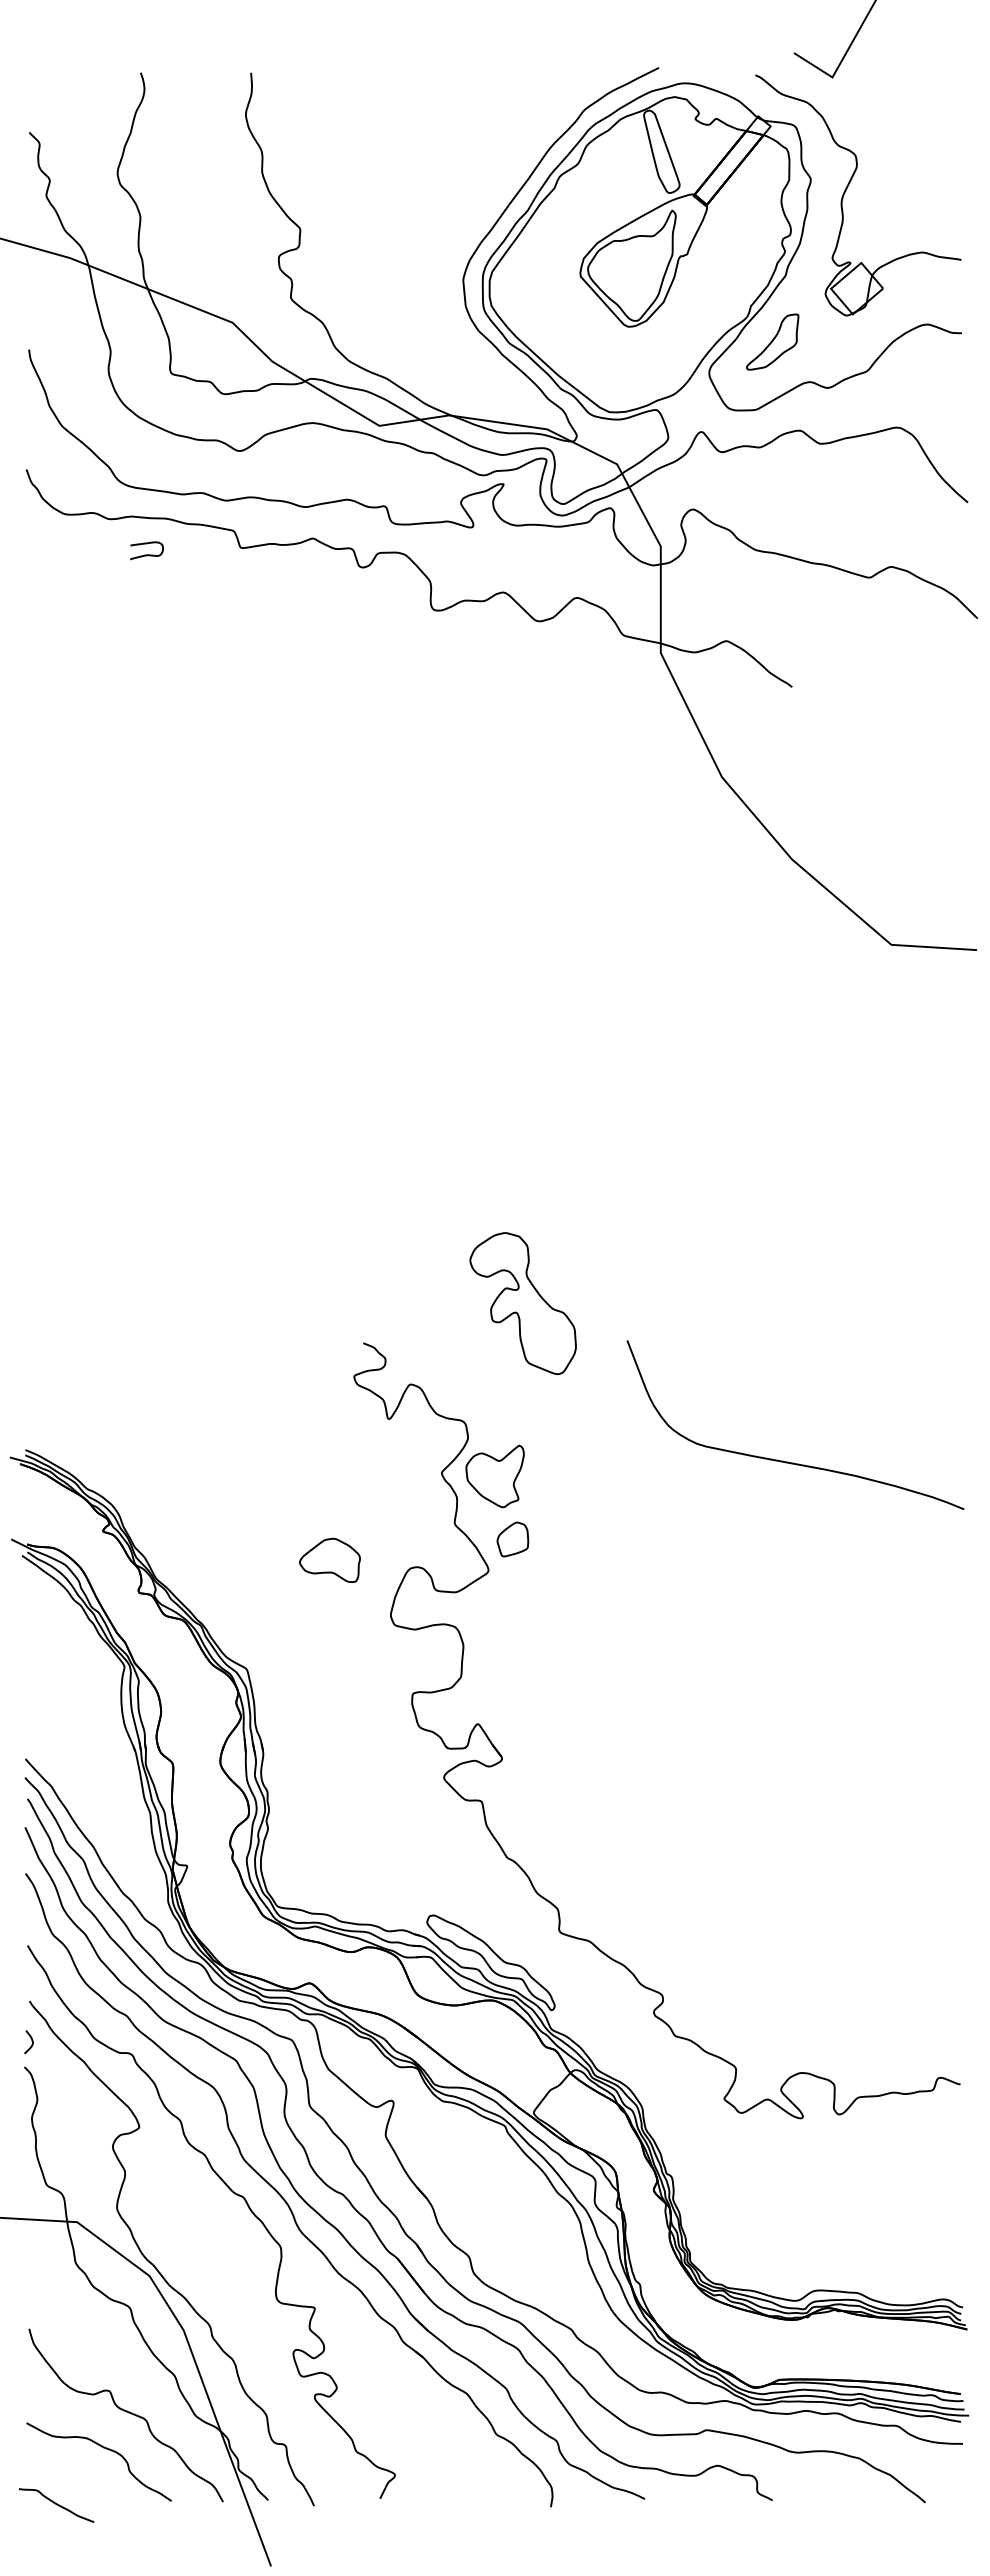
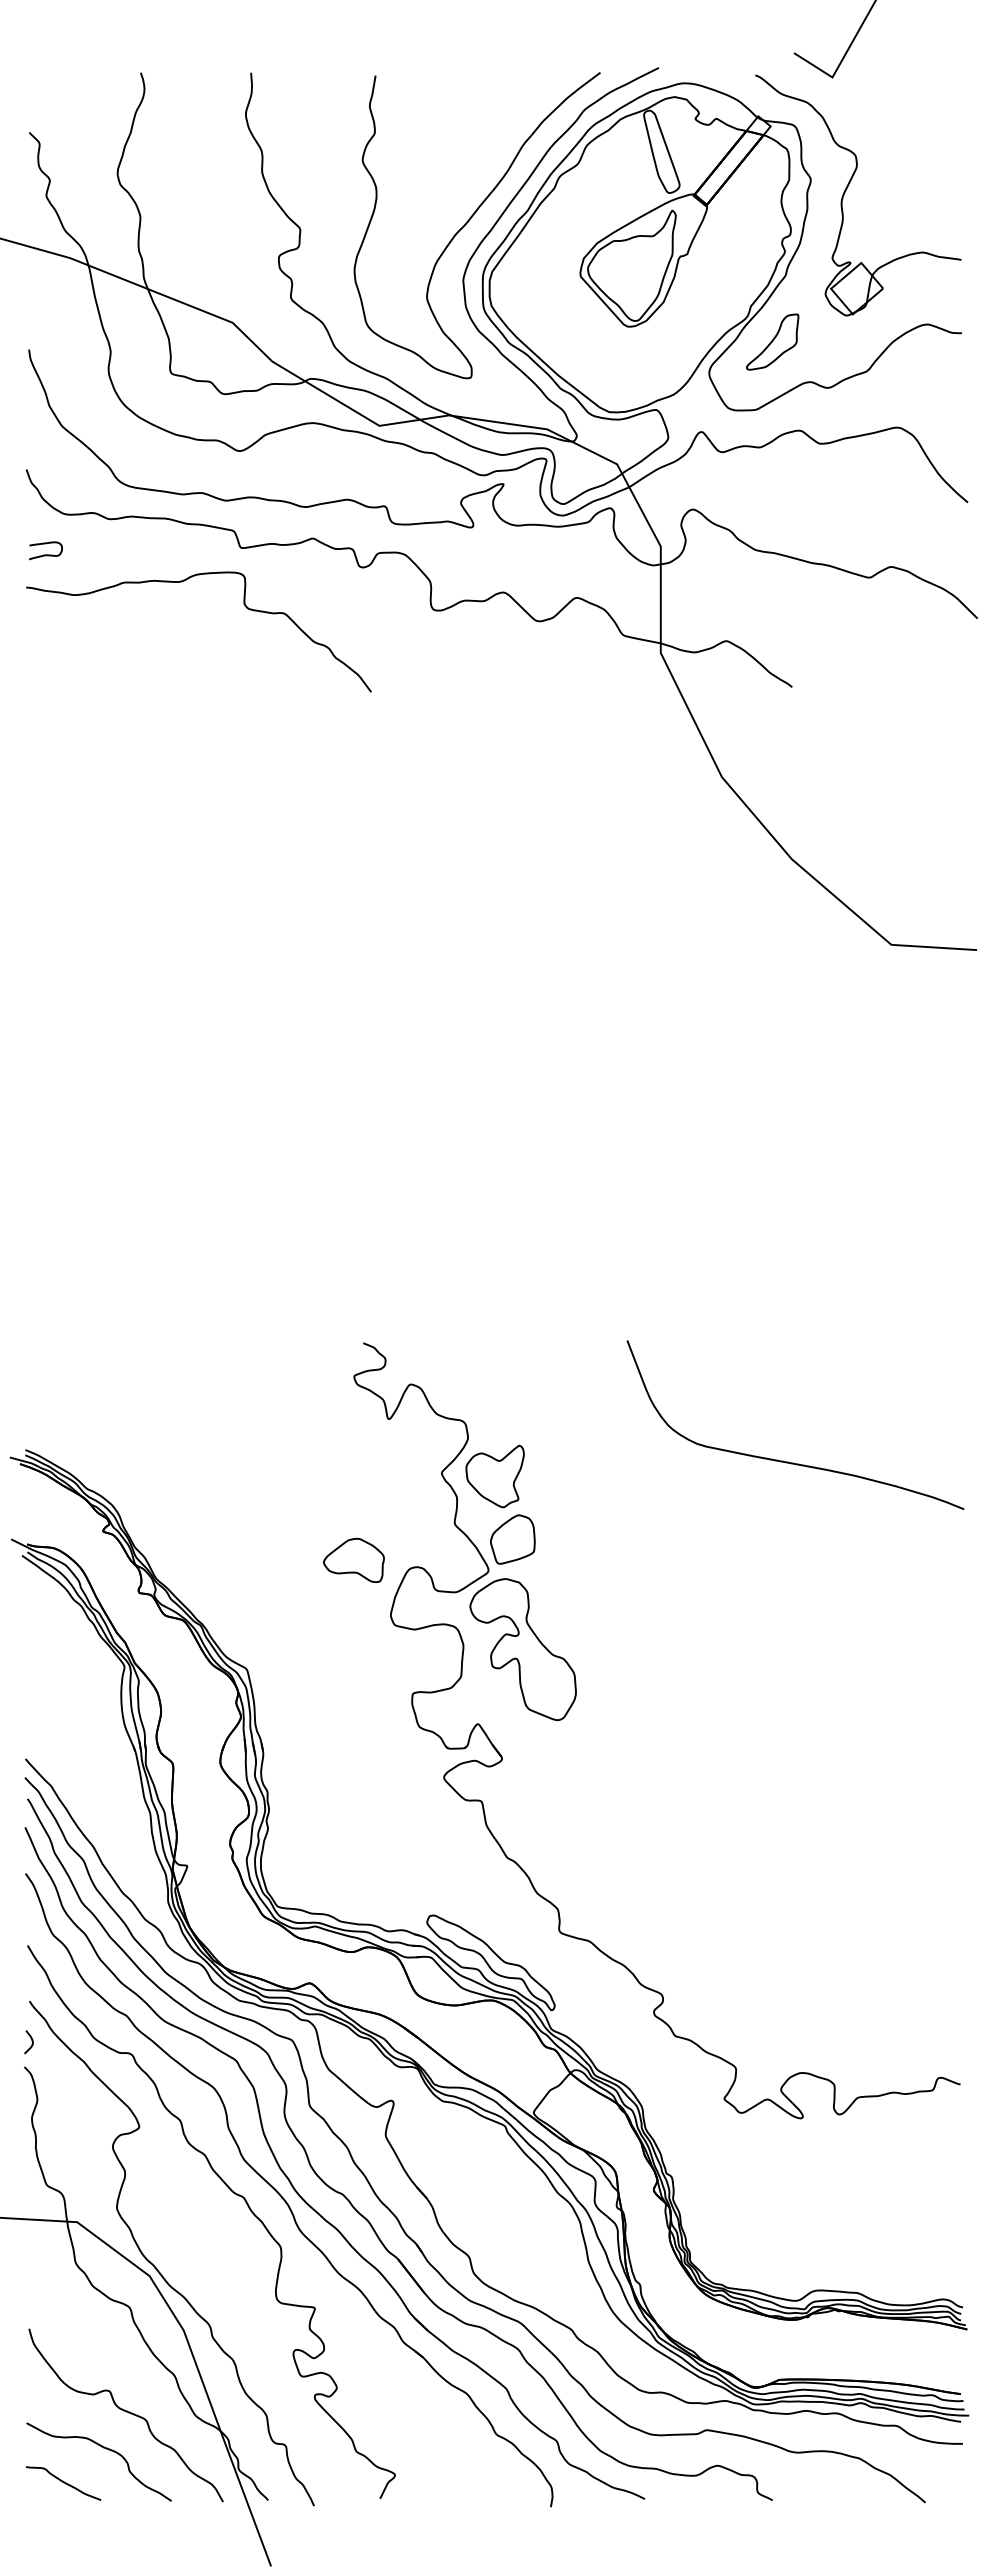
curve: none -> present (469, 221)
curve position: (146, 554) -> (45, 554) (45, 554)
curve: none -> present (181, 582)
part position: (522, 1303) -> (522, 1649) (522, 1649)
part size: 34x37 px -> 46x51 px (512, 1539)
part position: (329, 1559) -> (353, 1559) (353, 1559)
curve position: (56, 2505) -> (63, 2483) (63, 2483)
